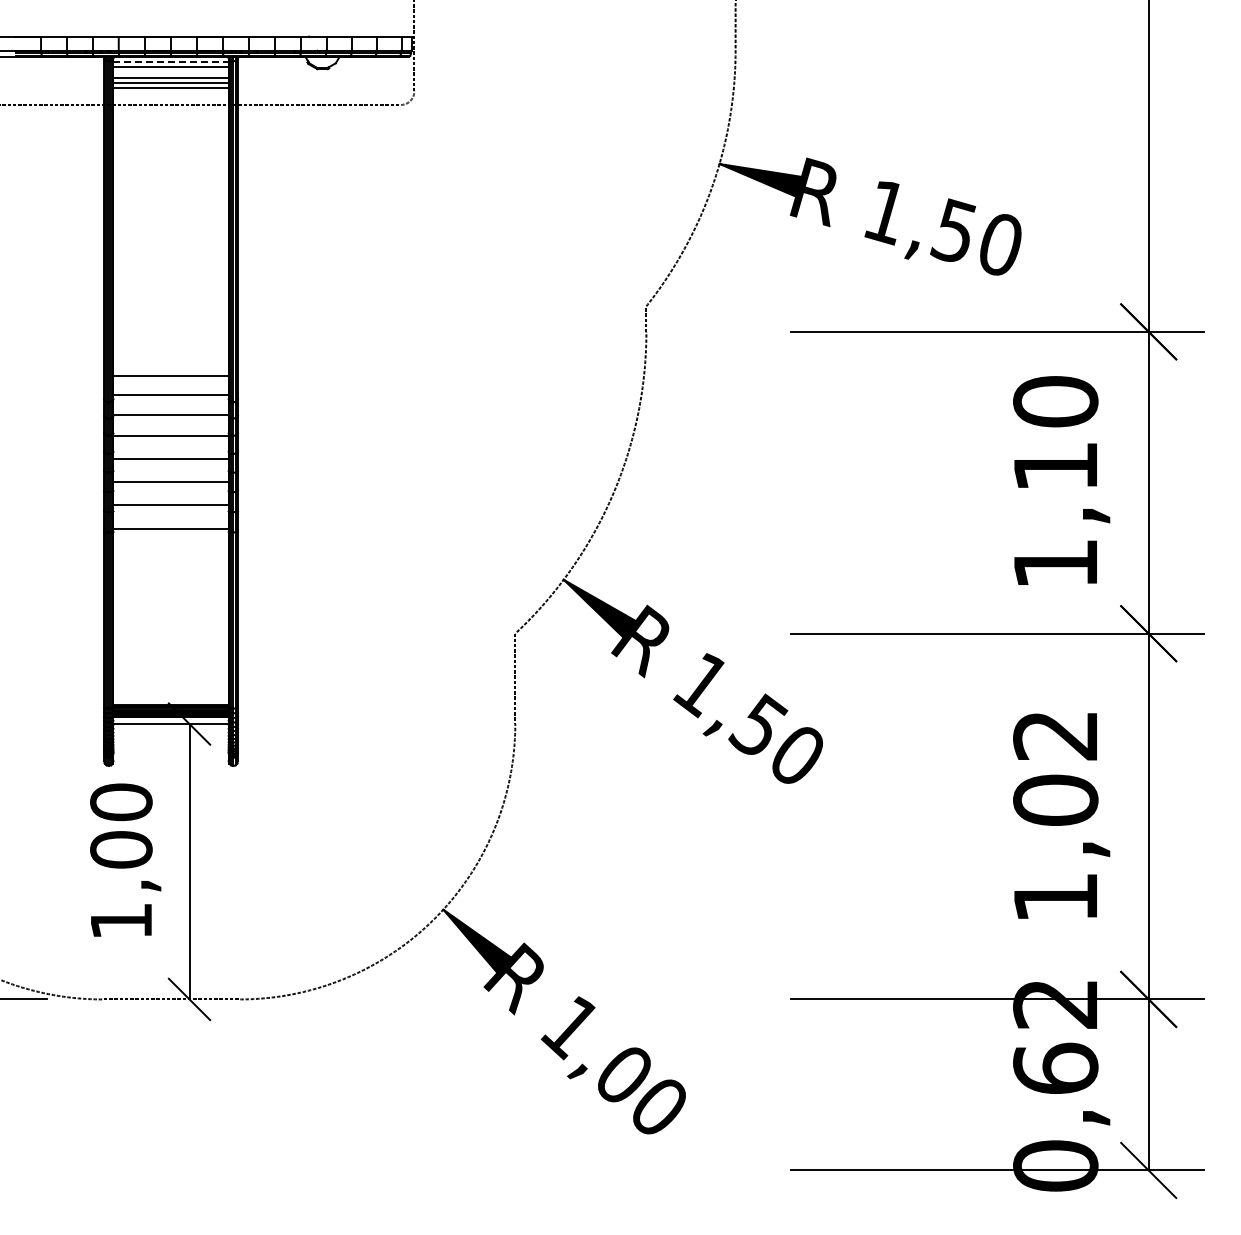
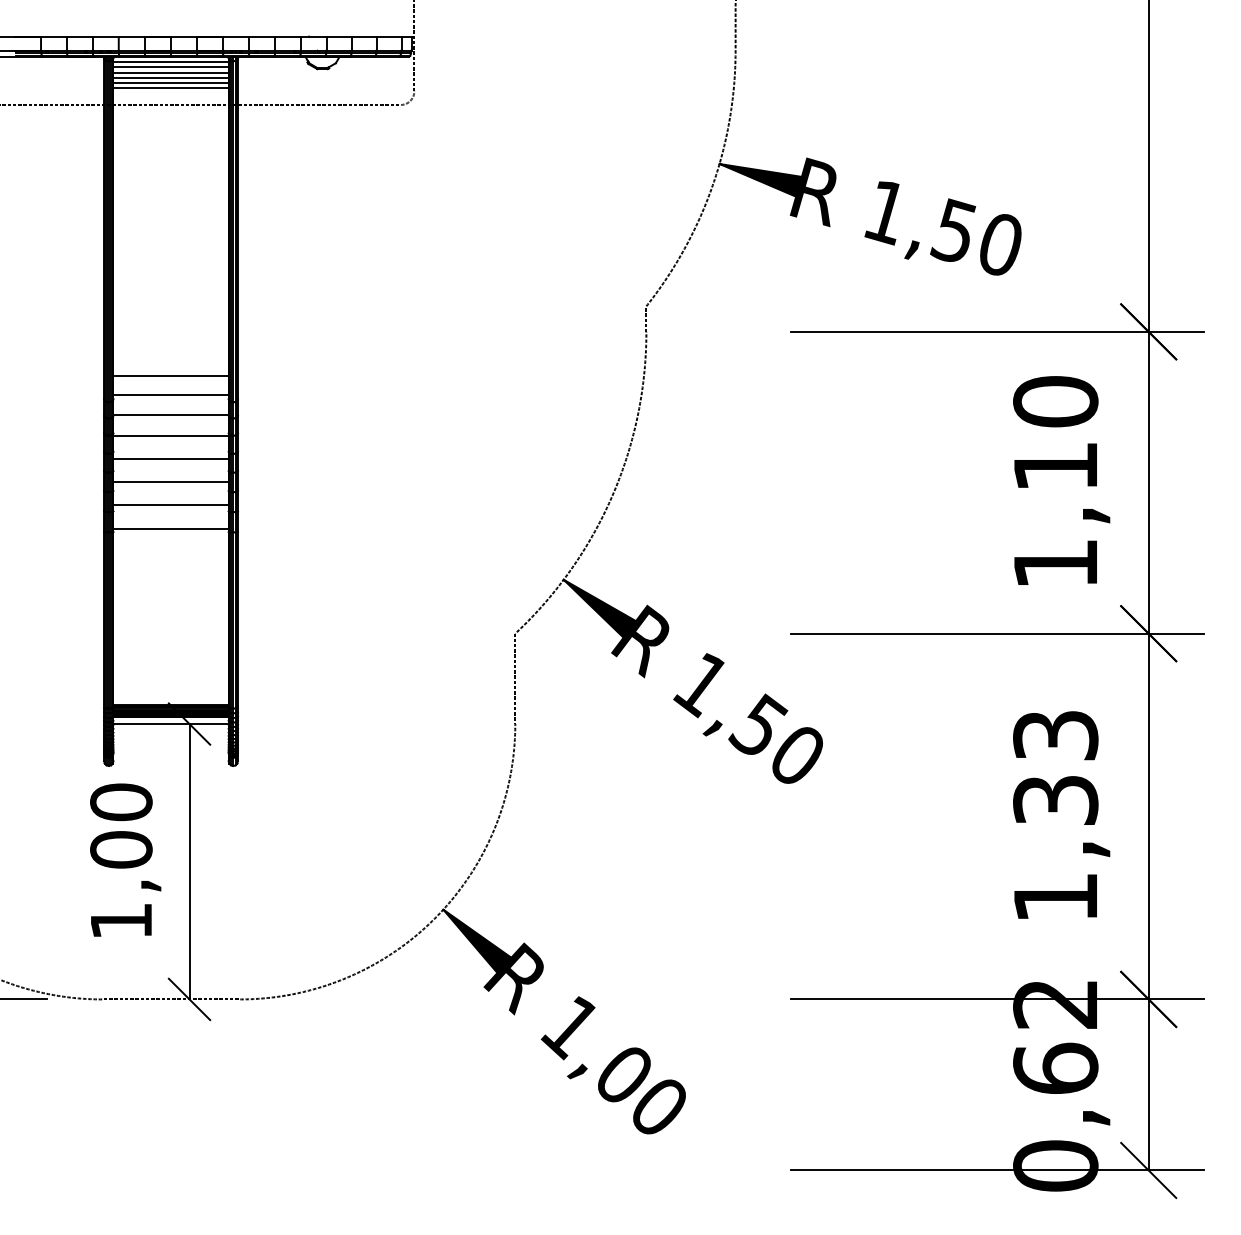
line: dashed -> solid (171, 61)
line: none -> present (170, 73)
text: 1,02 -> 1,33 (1055, 768)
